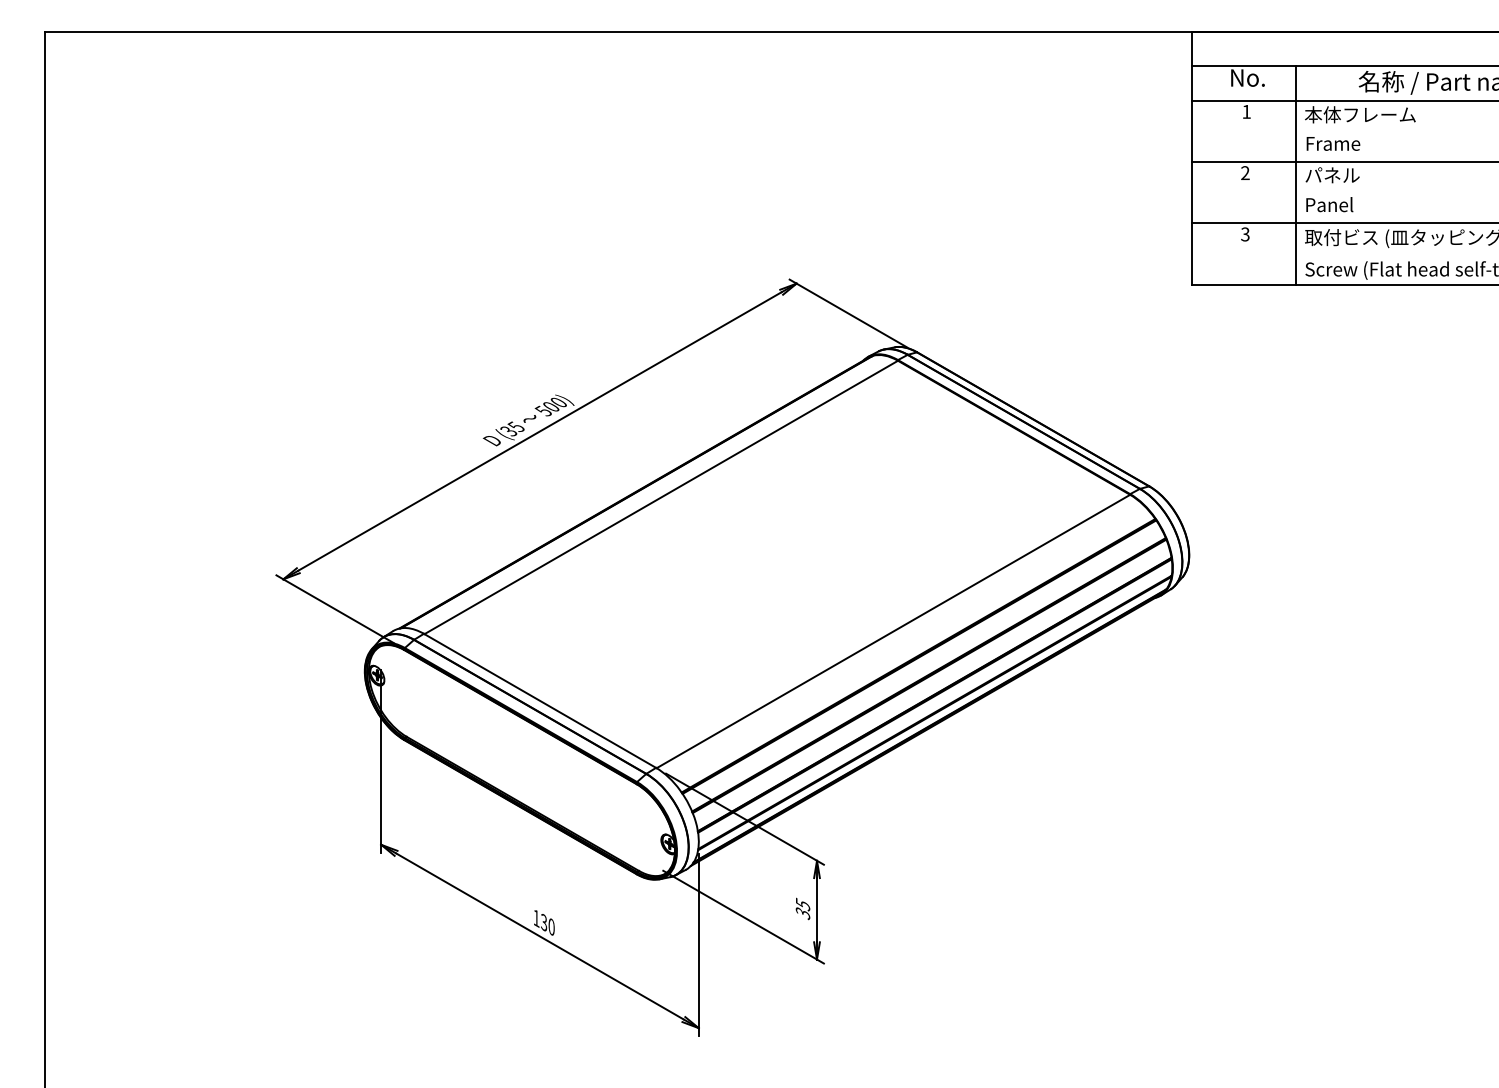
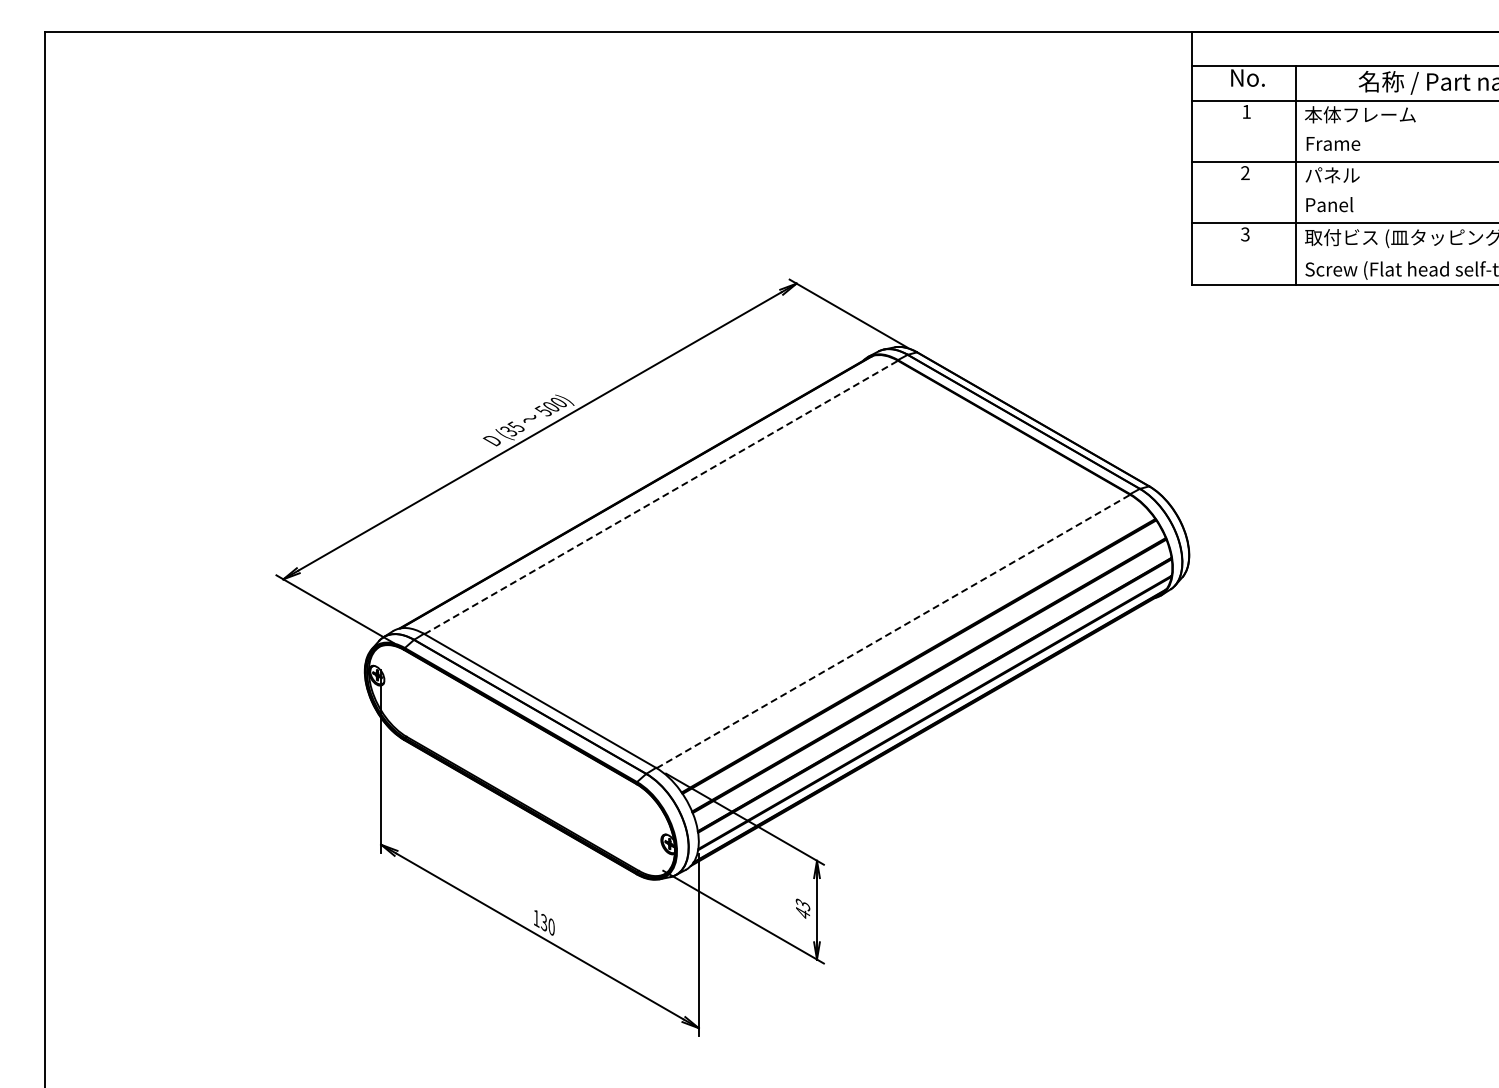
line: solid -> dashed (661, 497)
line: solid -> dashed (893, 631)
text: 35 -> 43 (802, 908)
